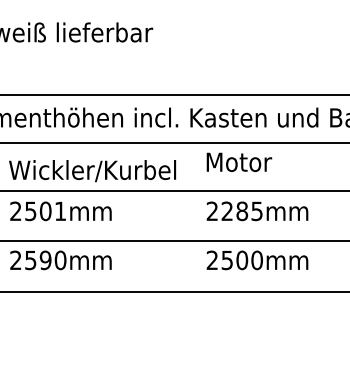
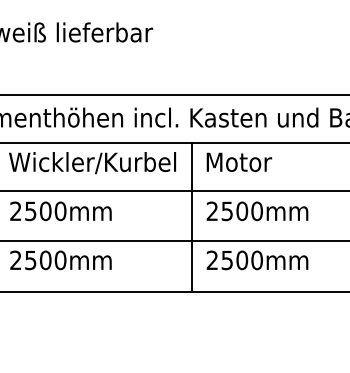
text position: (92, 171) -> (92, 163) (92, 163)
text: 2501mm -> 2500mm (60, 211)
text: 2285mm -> 2500mm (241, 211)
line: none -> present (191, 217)
text: 2590mm -> 2500mm (45, 260)
